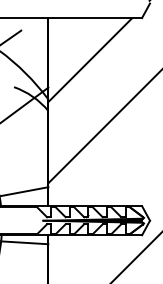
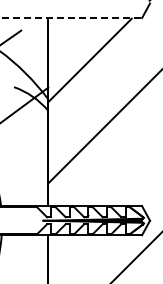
line: solid -> dashed (71, 18)
line: present -> none (25, 191)
line: present -> none (25, 242)
